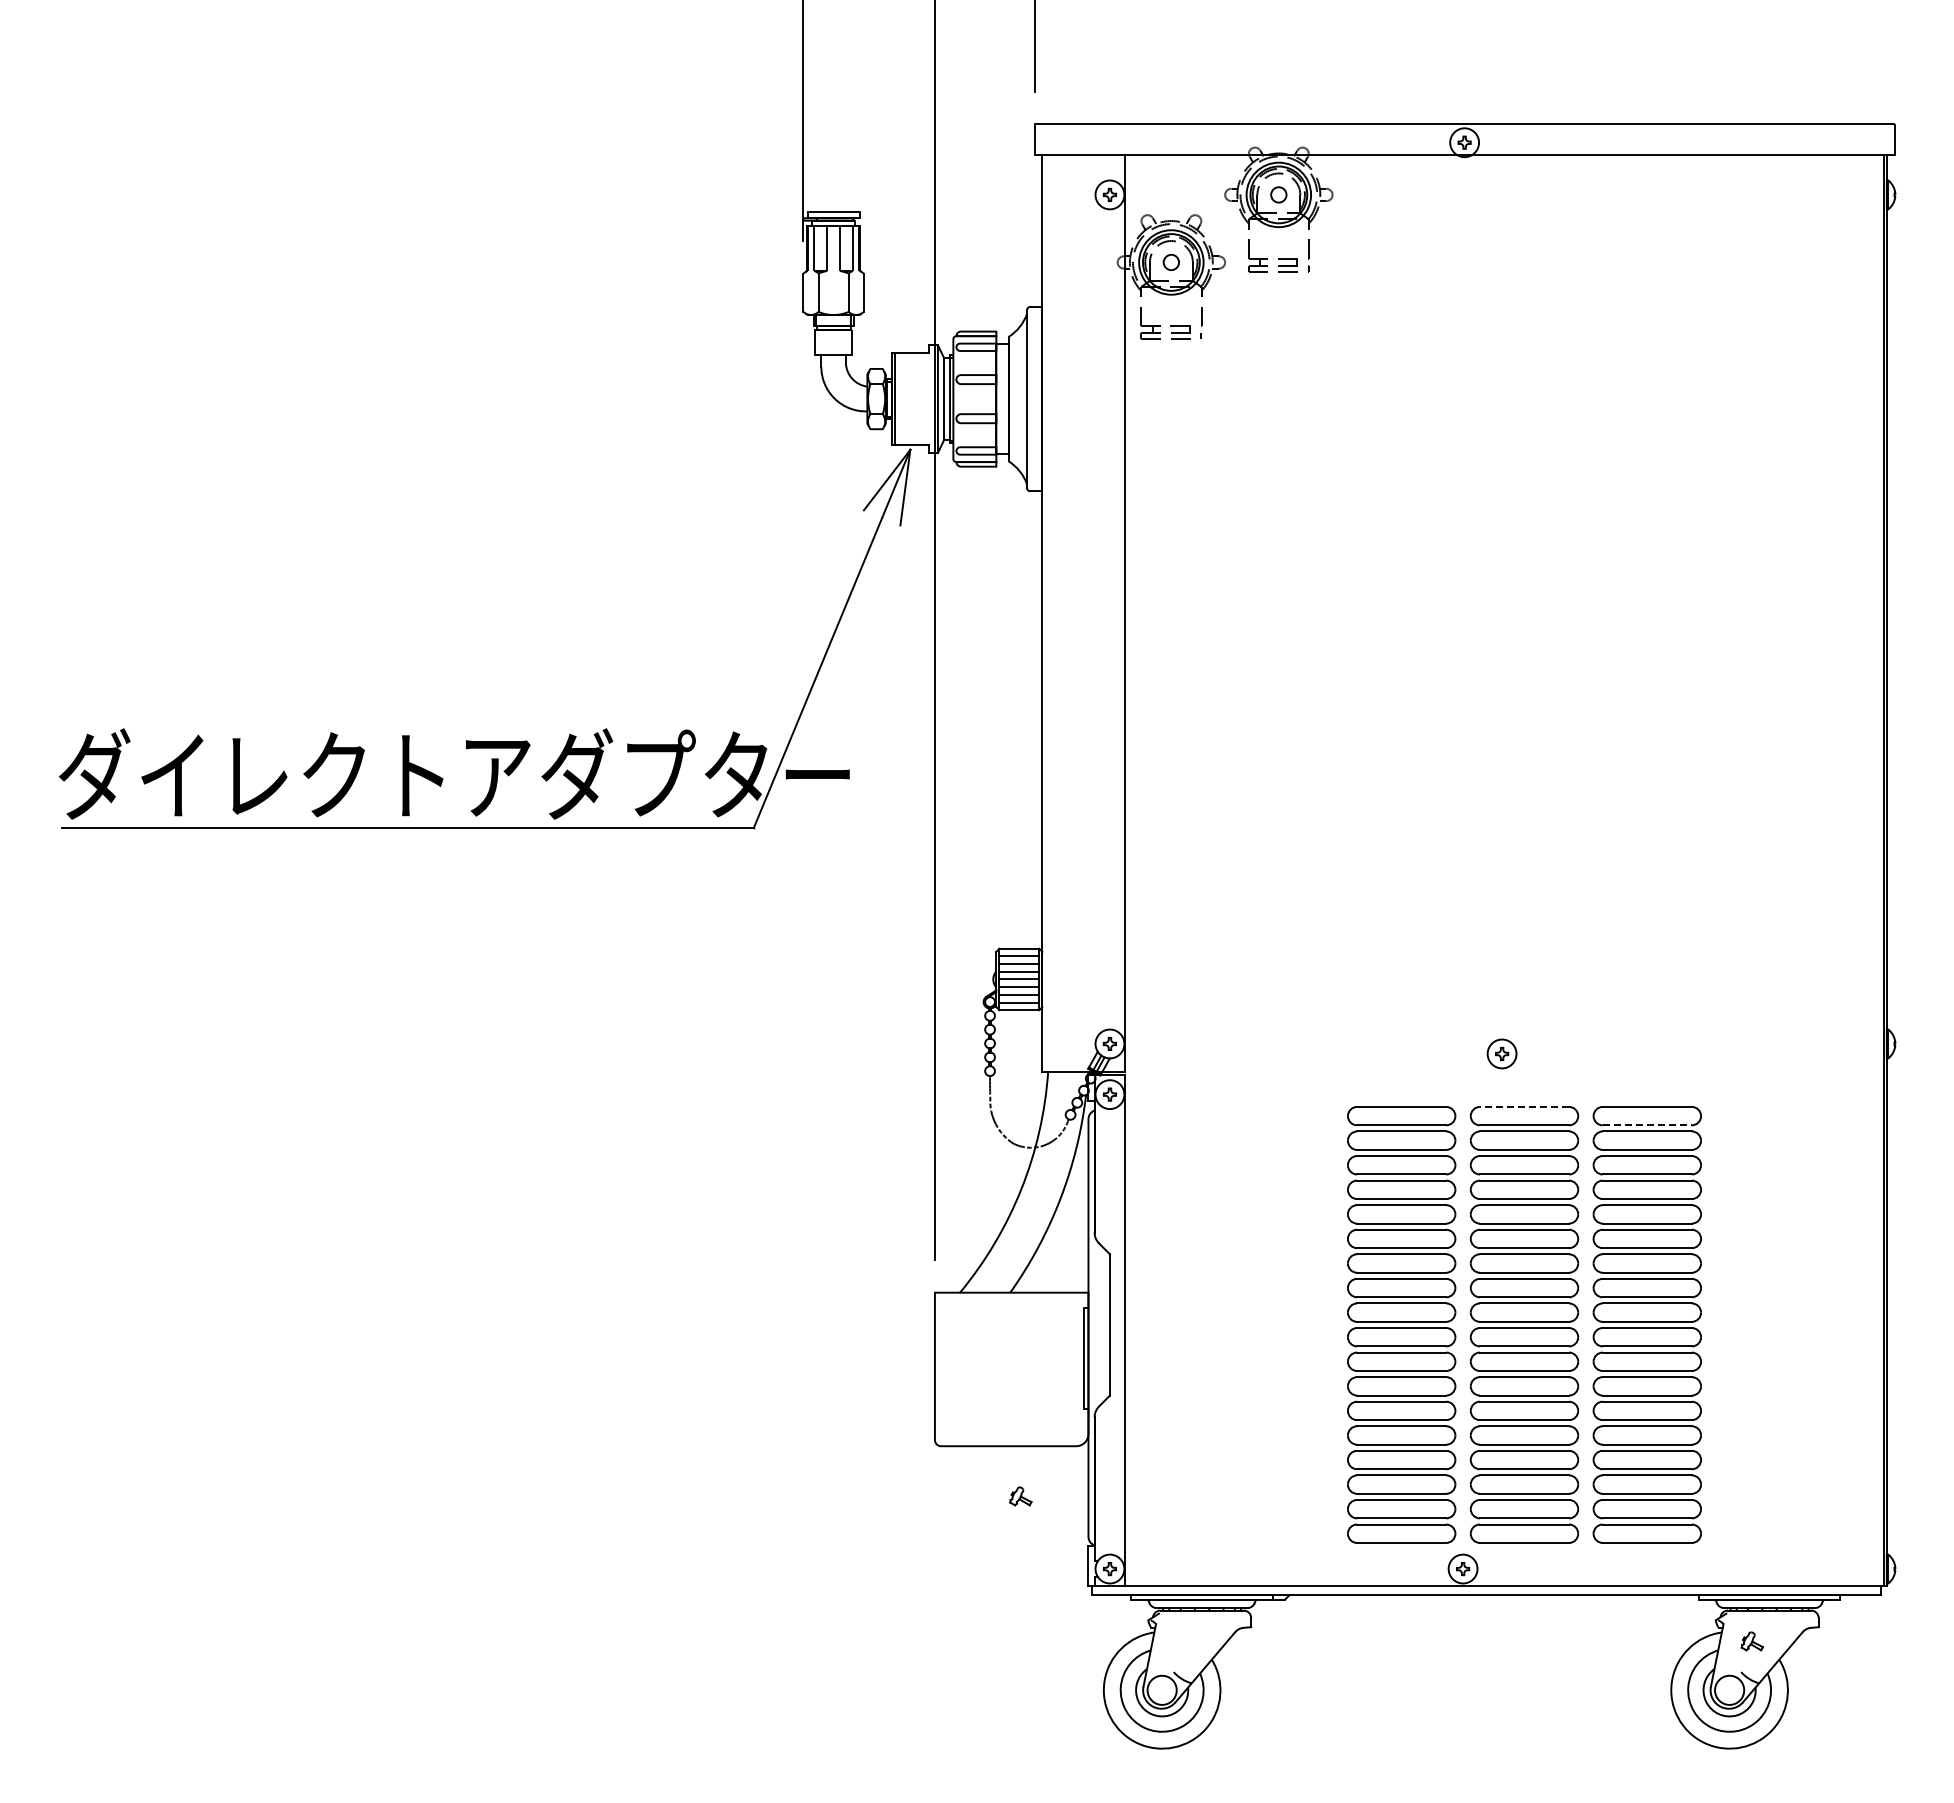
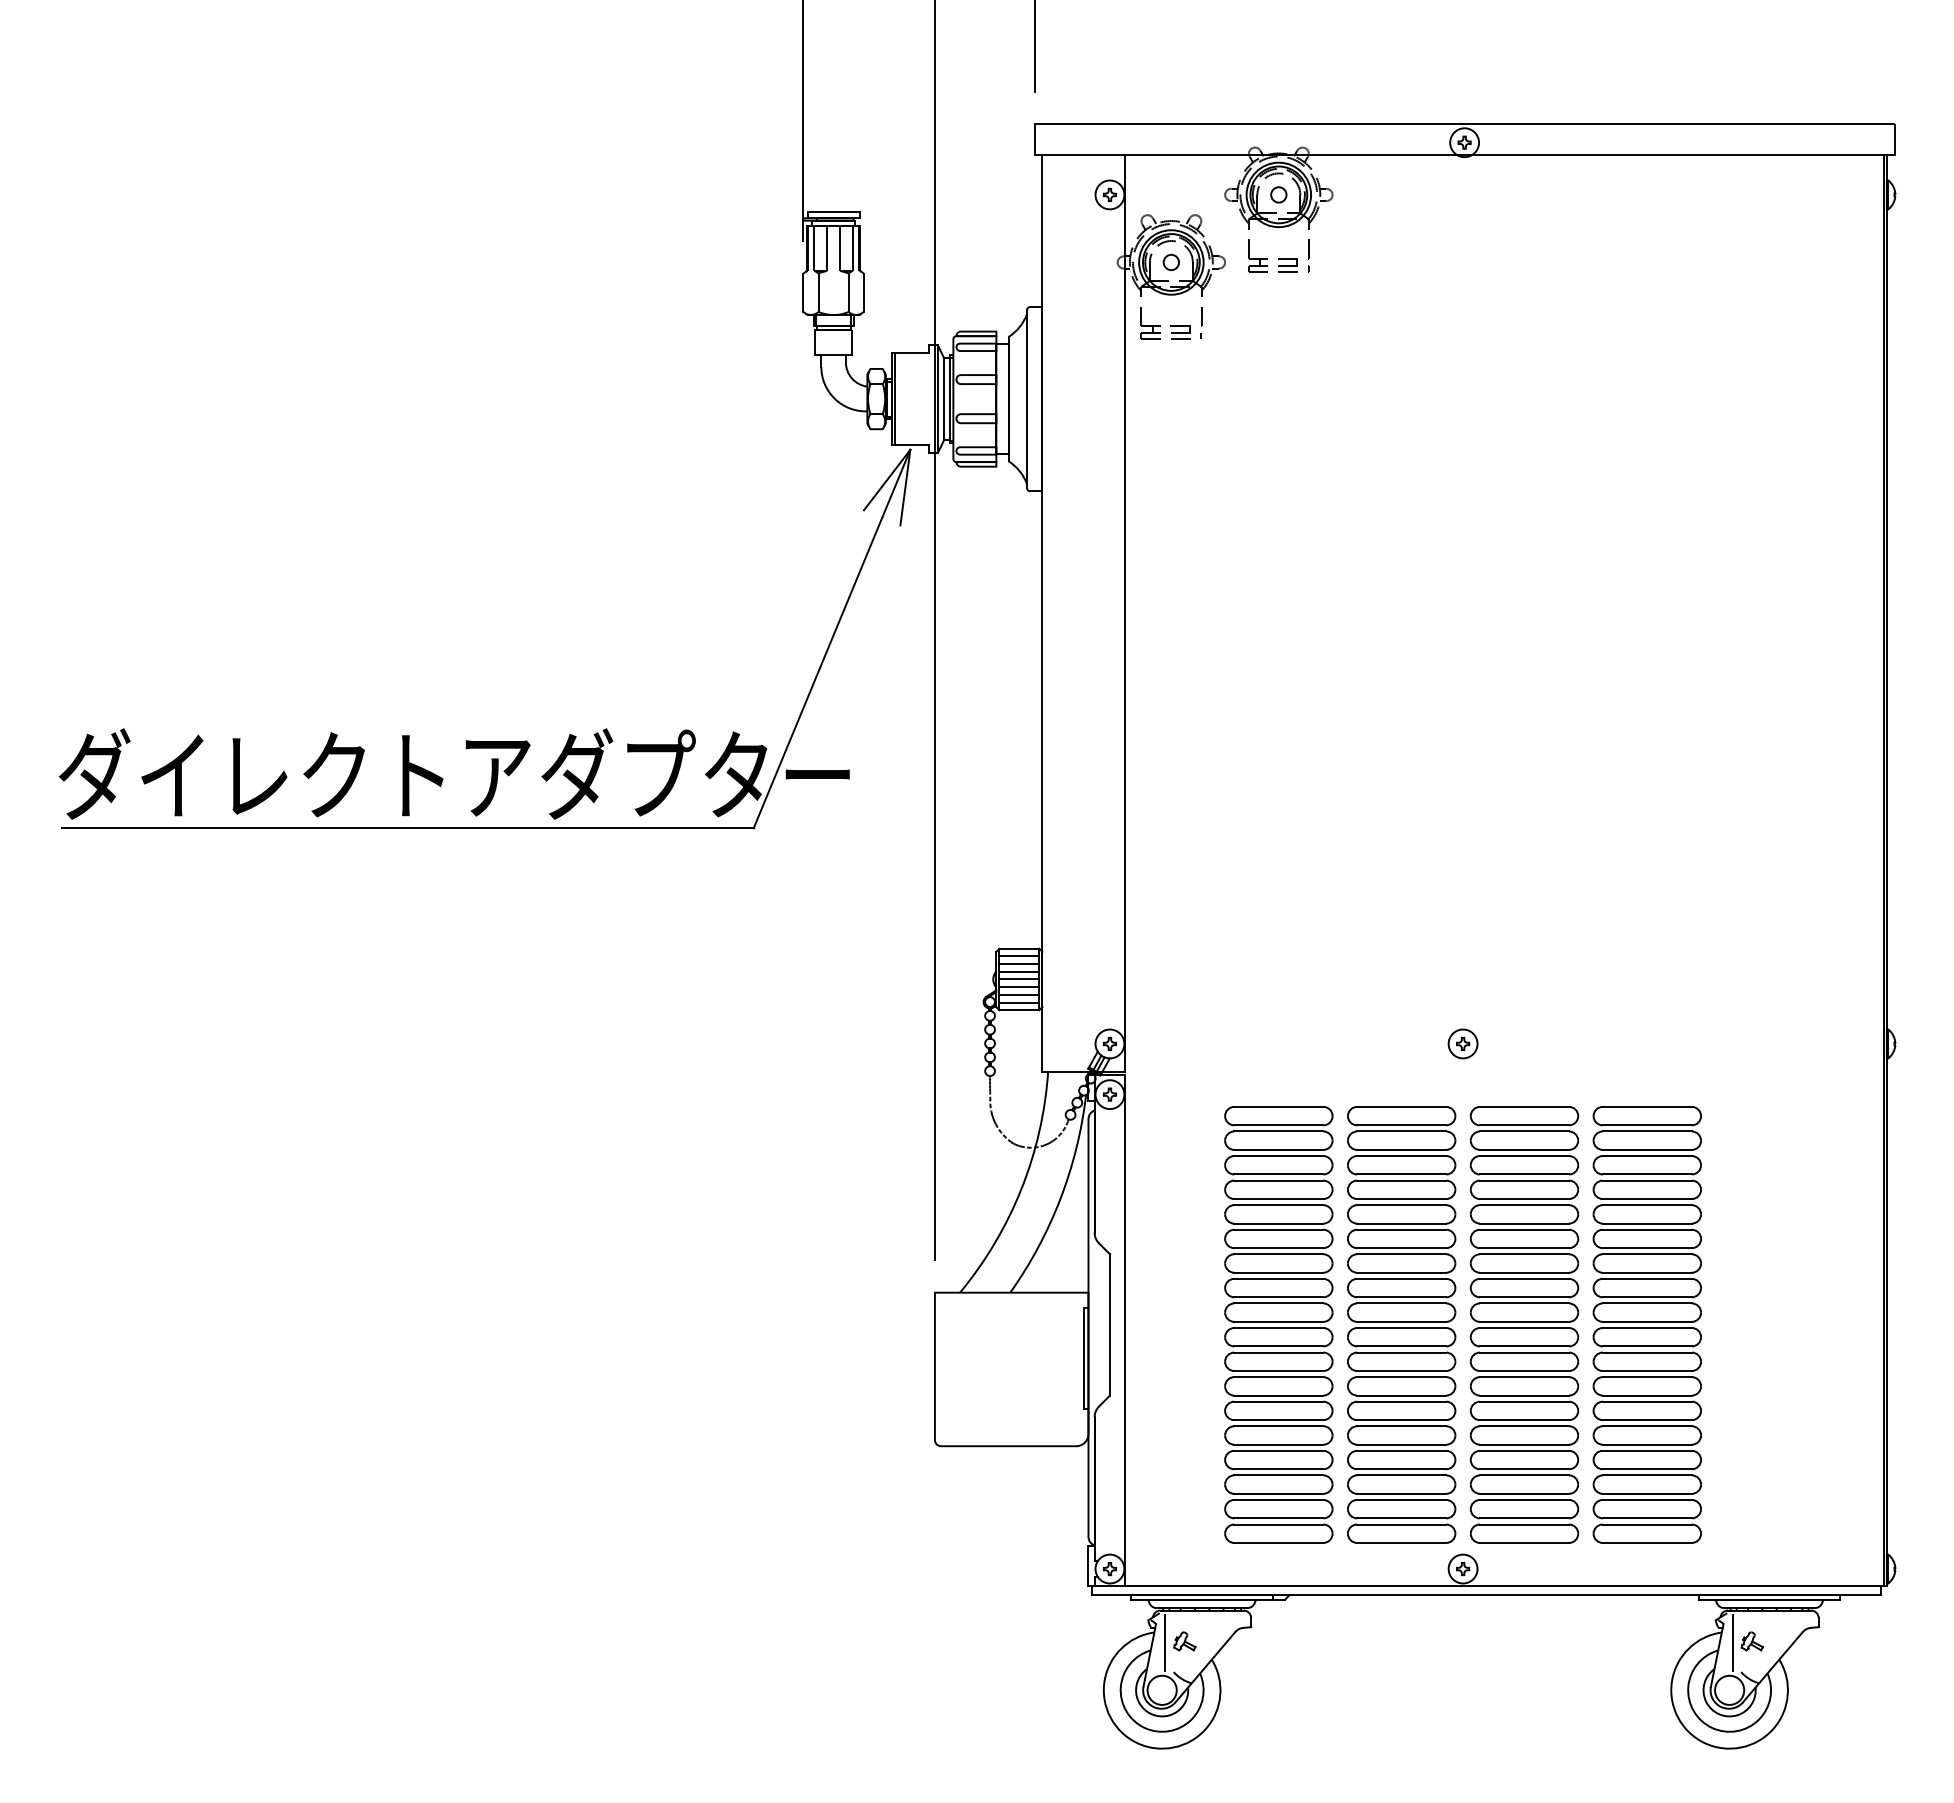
part position: (1501, 1053) -> (1462, 1043) (1462, 1043)
line: dashed -> solid (1524, 1106)
line: dashed -> solid (1647, 1125)
part: none -> present (1278, 1324)
part position: (1020, 1496) -> (1184, 1641) (1184, 1641)
line: none -> present (1165, 1642)
line: none -> present (1732, 1642)
